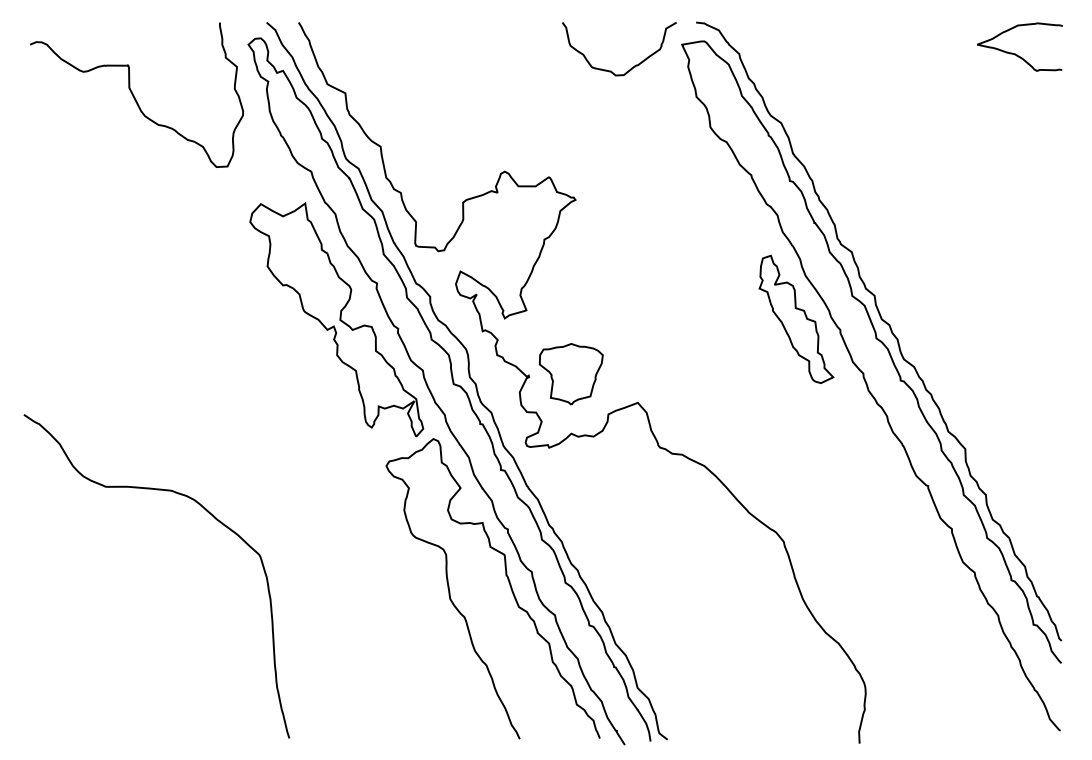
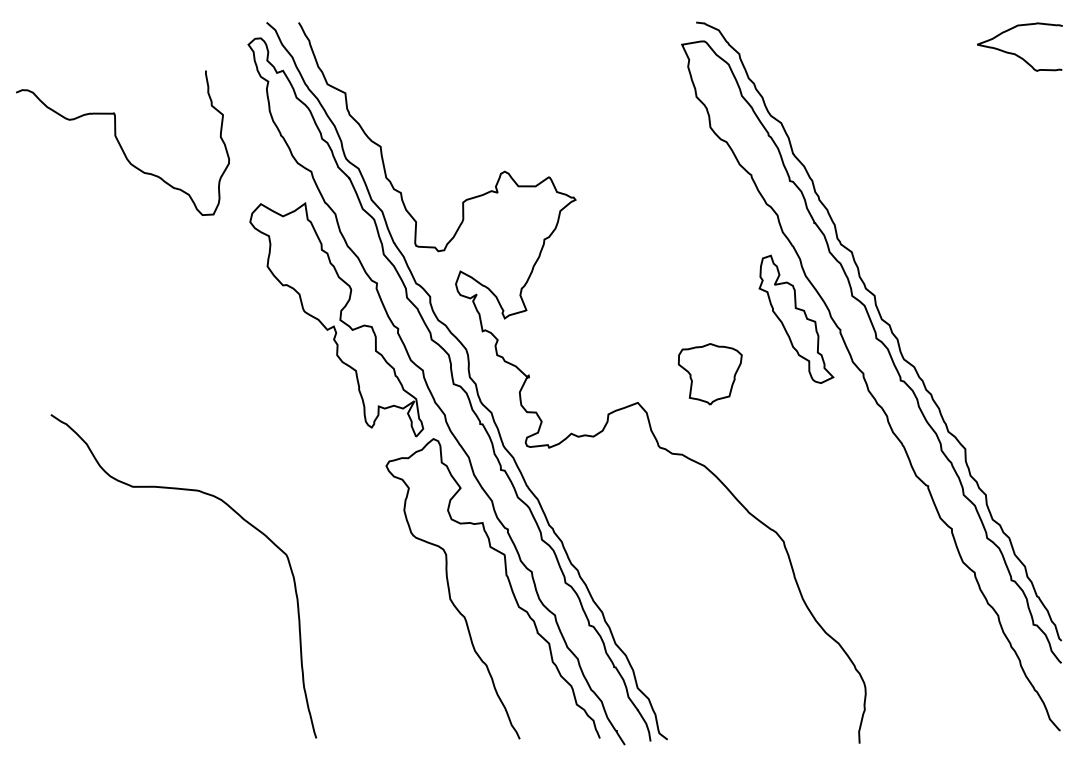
curve: present -> none (631, 67)
curve position: (134, 95) -> (120, 143) (120, 143)
part position: (570, 374) -> (709, 374) (709, 374)
curve position: (208, 513) -> (235, 513) (235, 513)
